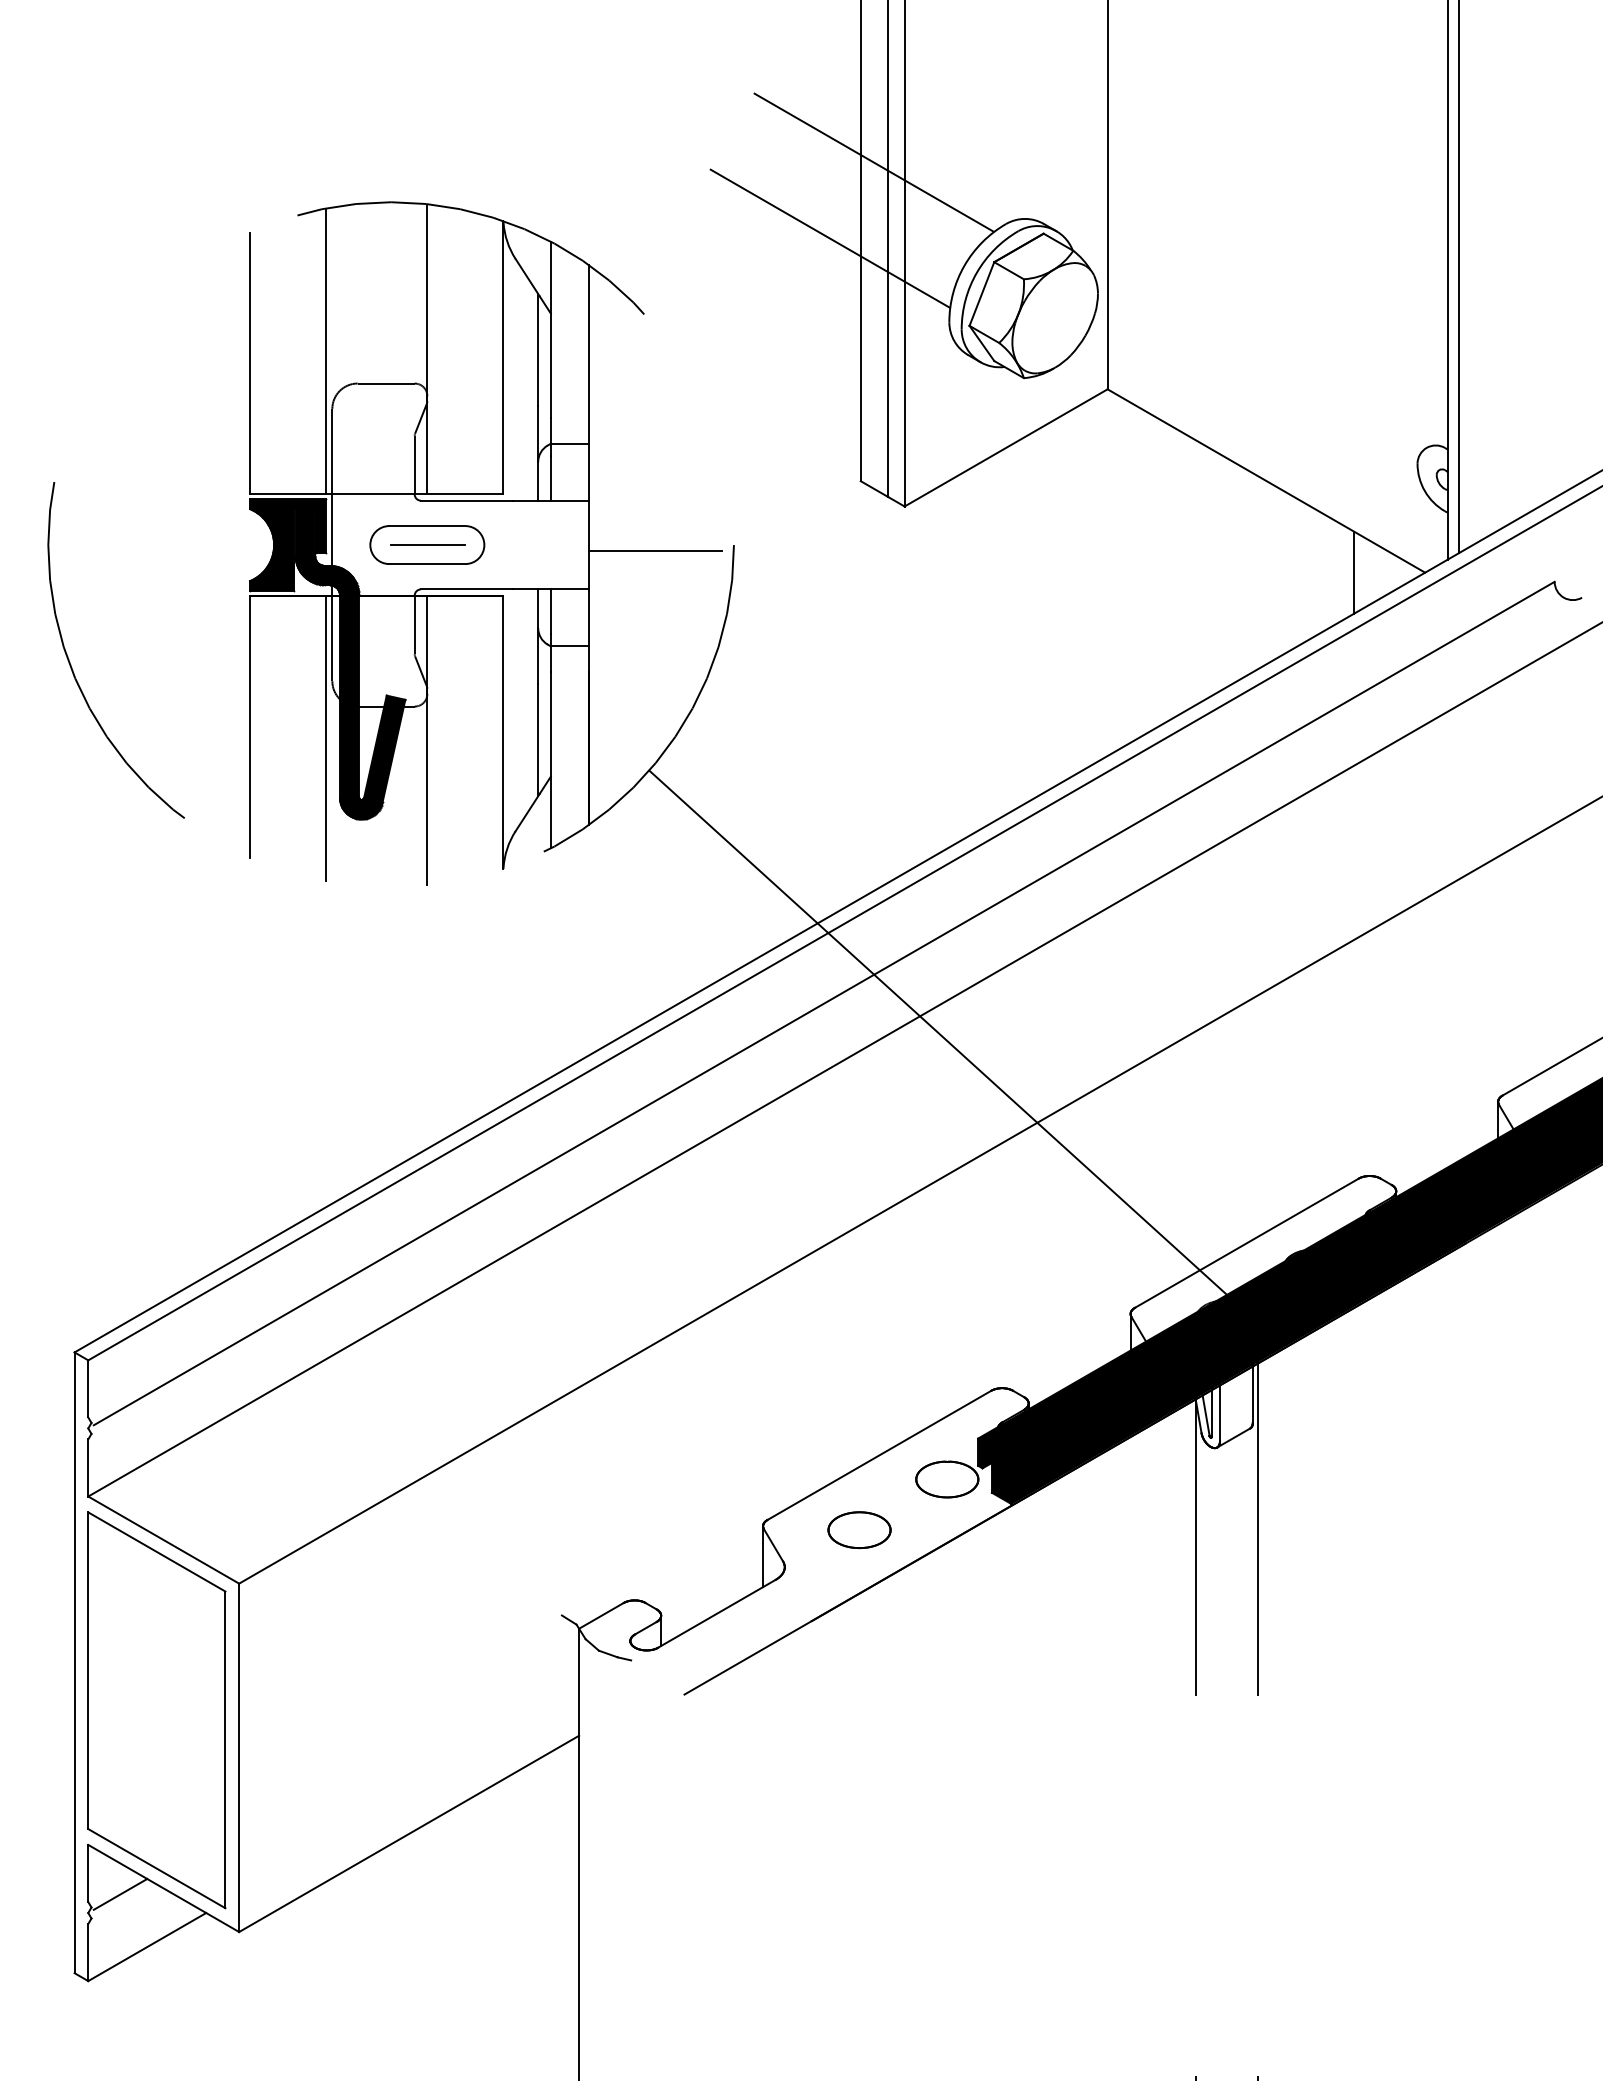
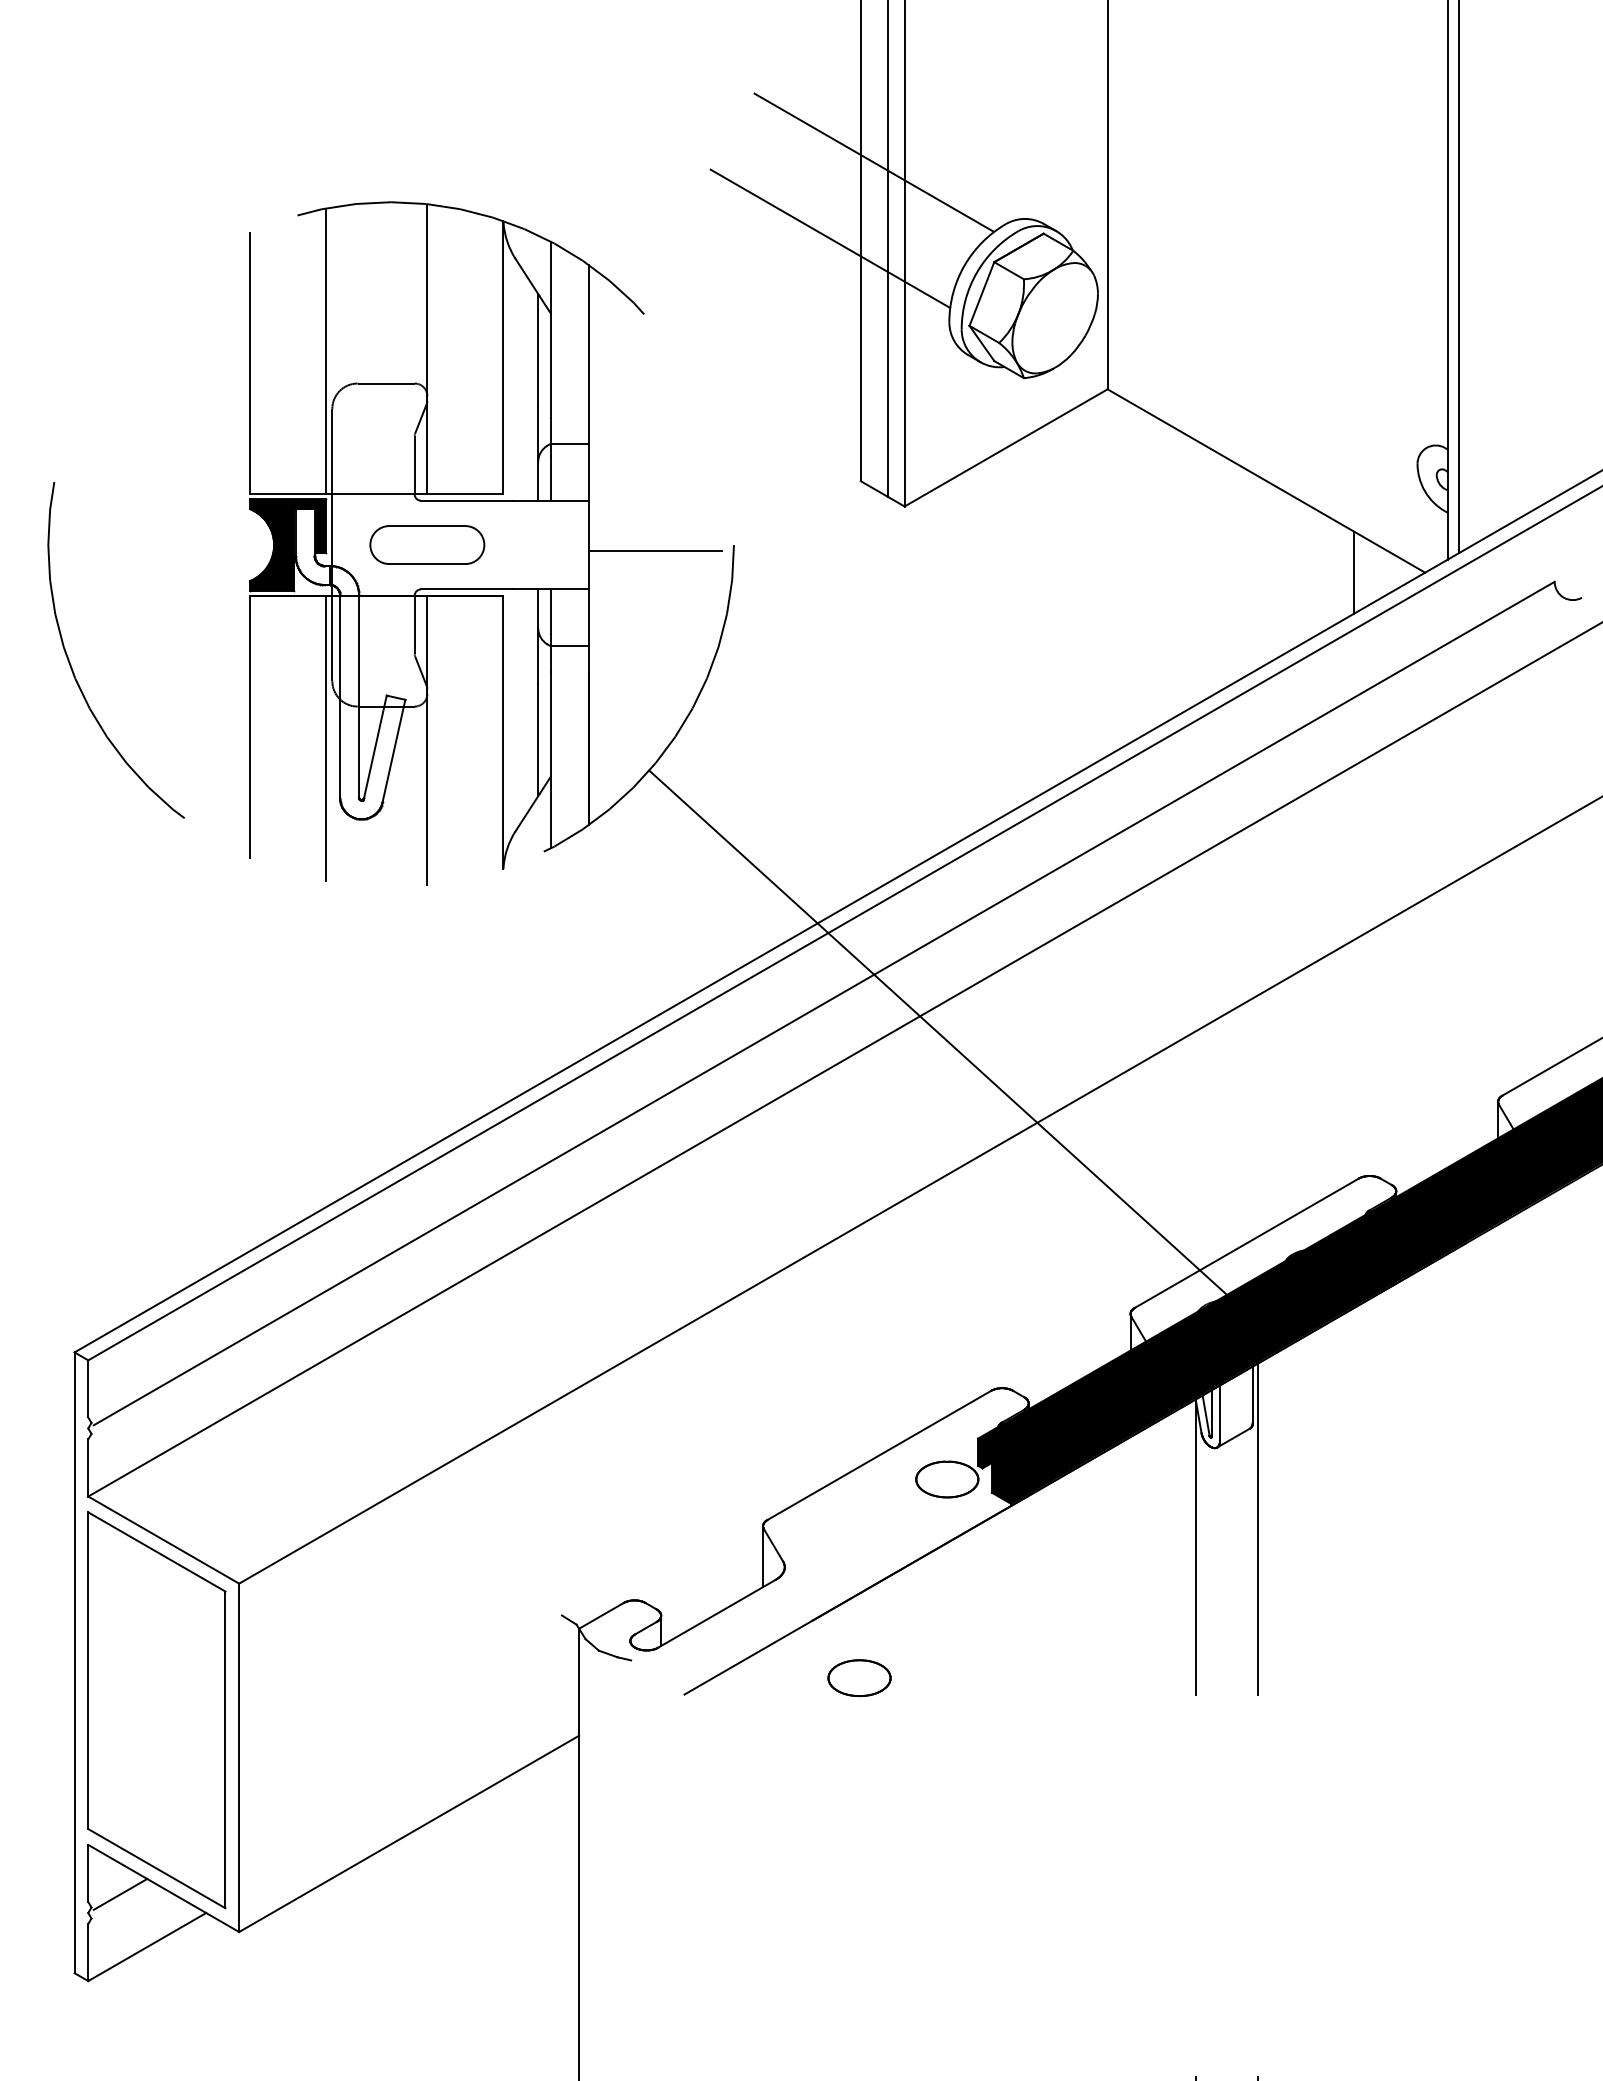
line: present -> none (428, 545)
fill: present -> none (350, 663)
part position: (859, 1530) -> (859, 1678) (859, 1678)
